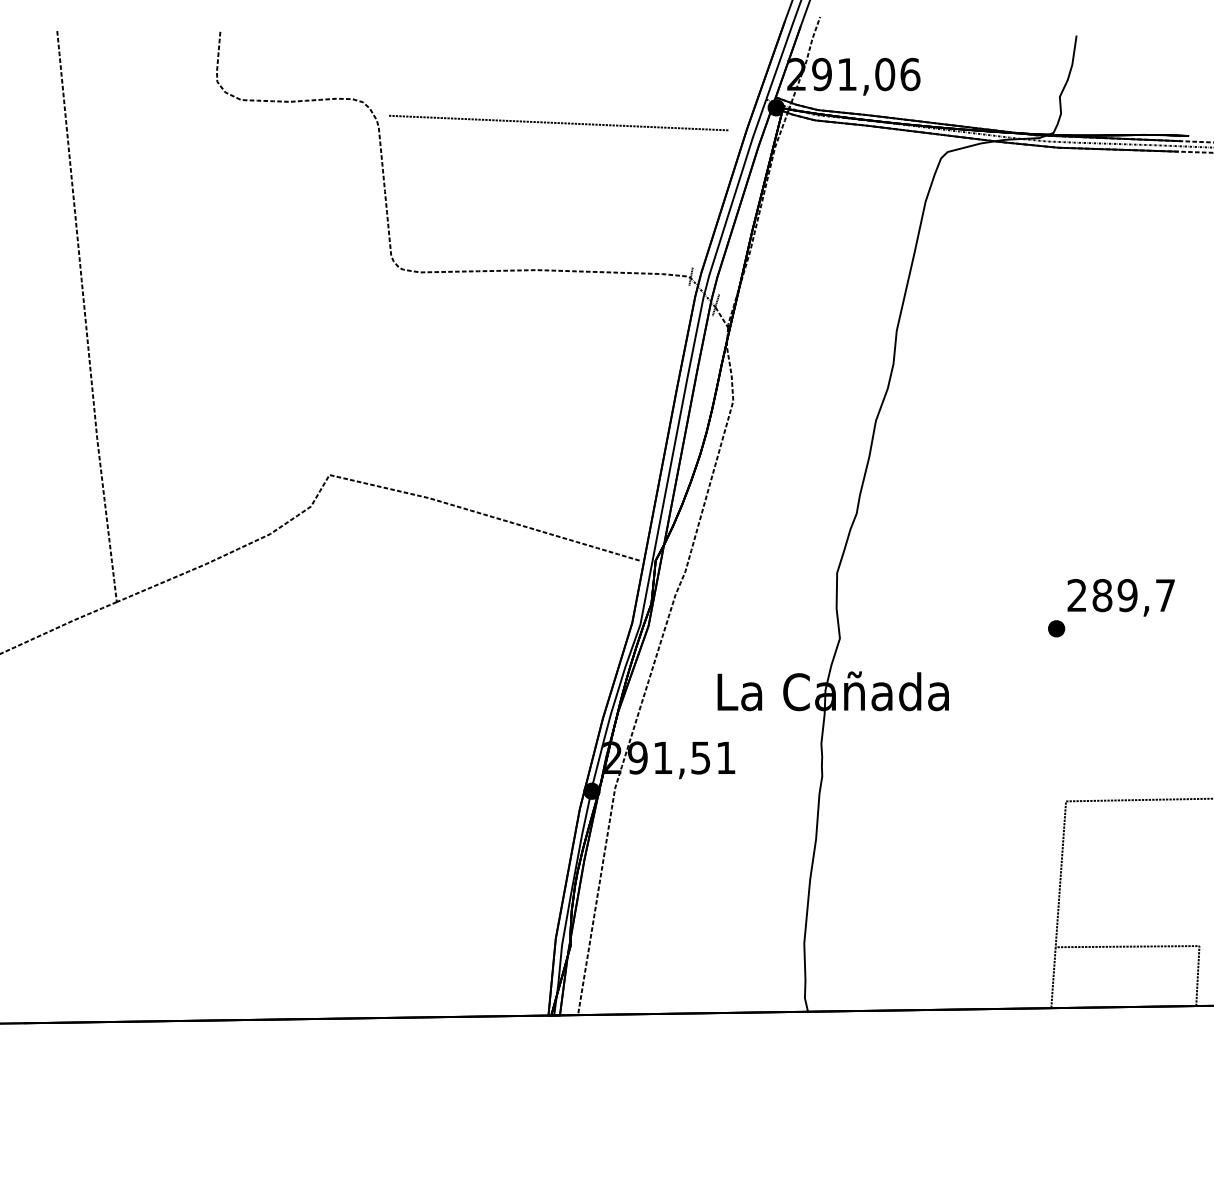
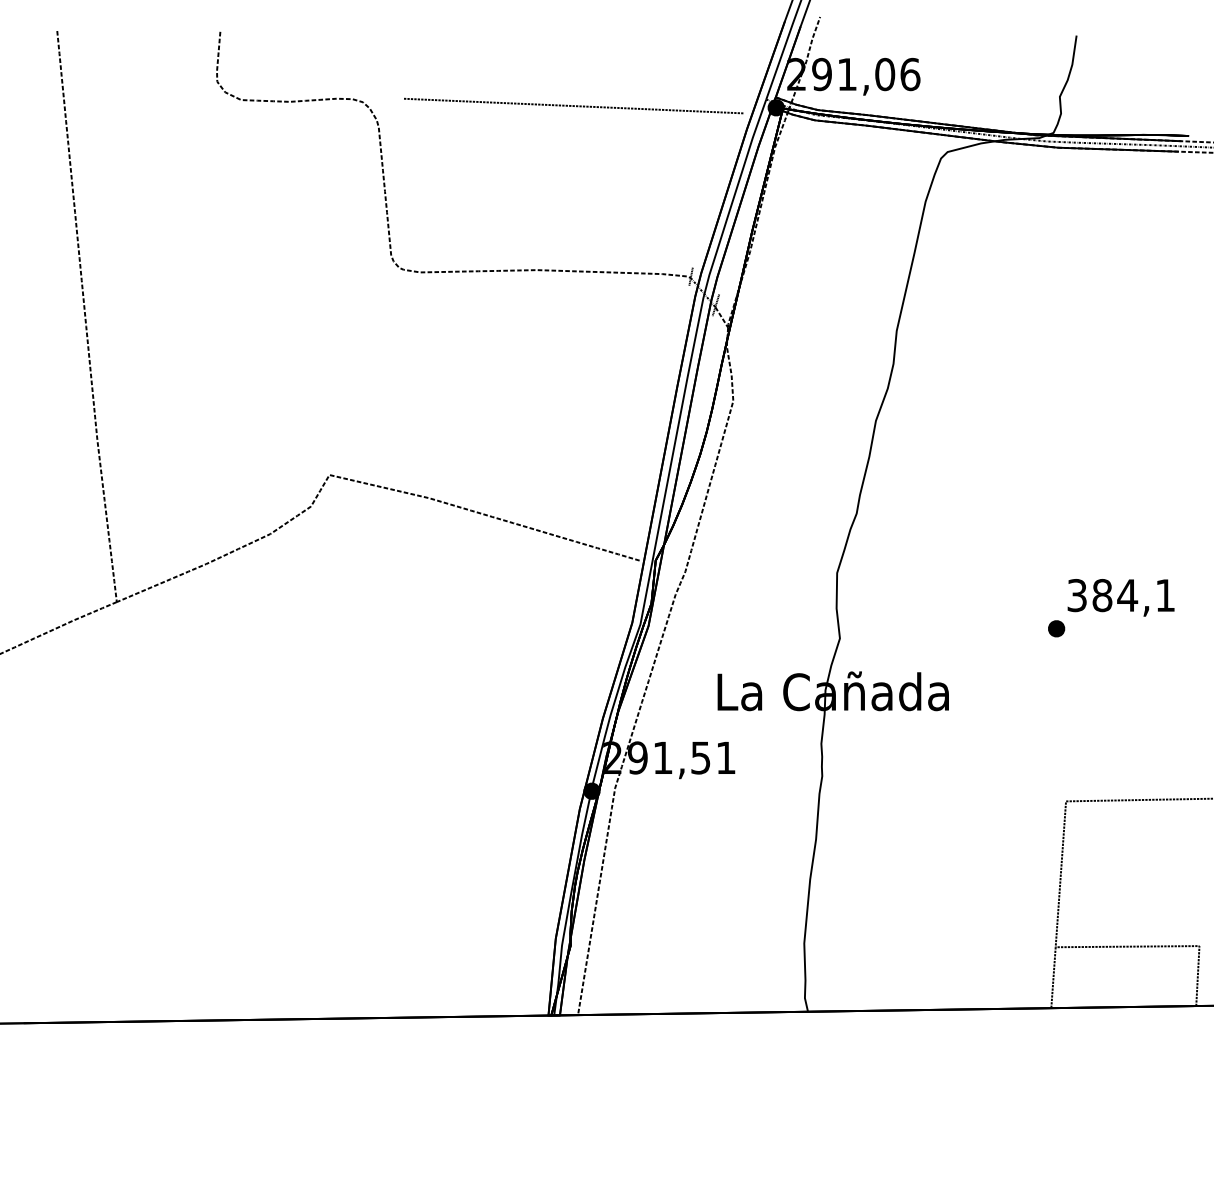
line position: (558, 122) -> (573, 105) (573, 105)
text: 289,7 -> 384,1 (1120, 595)
